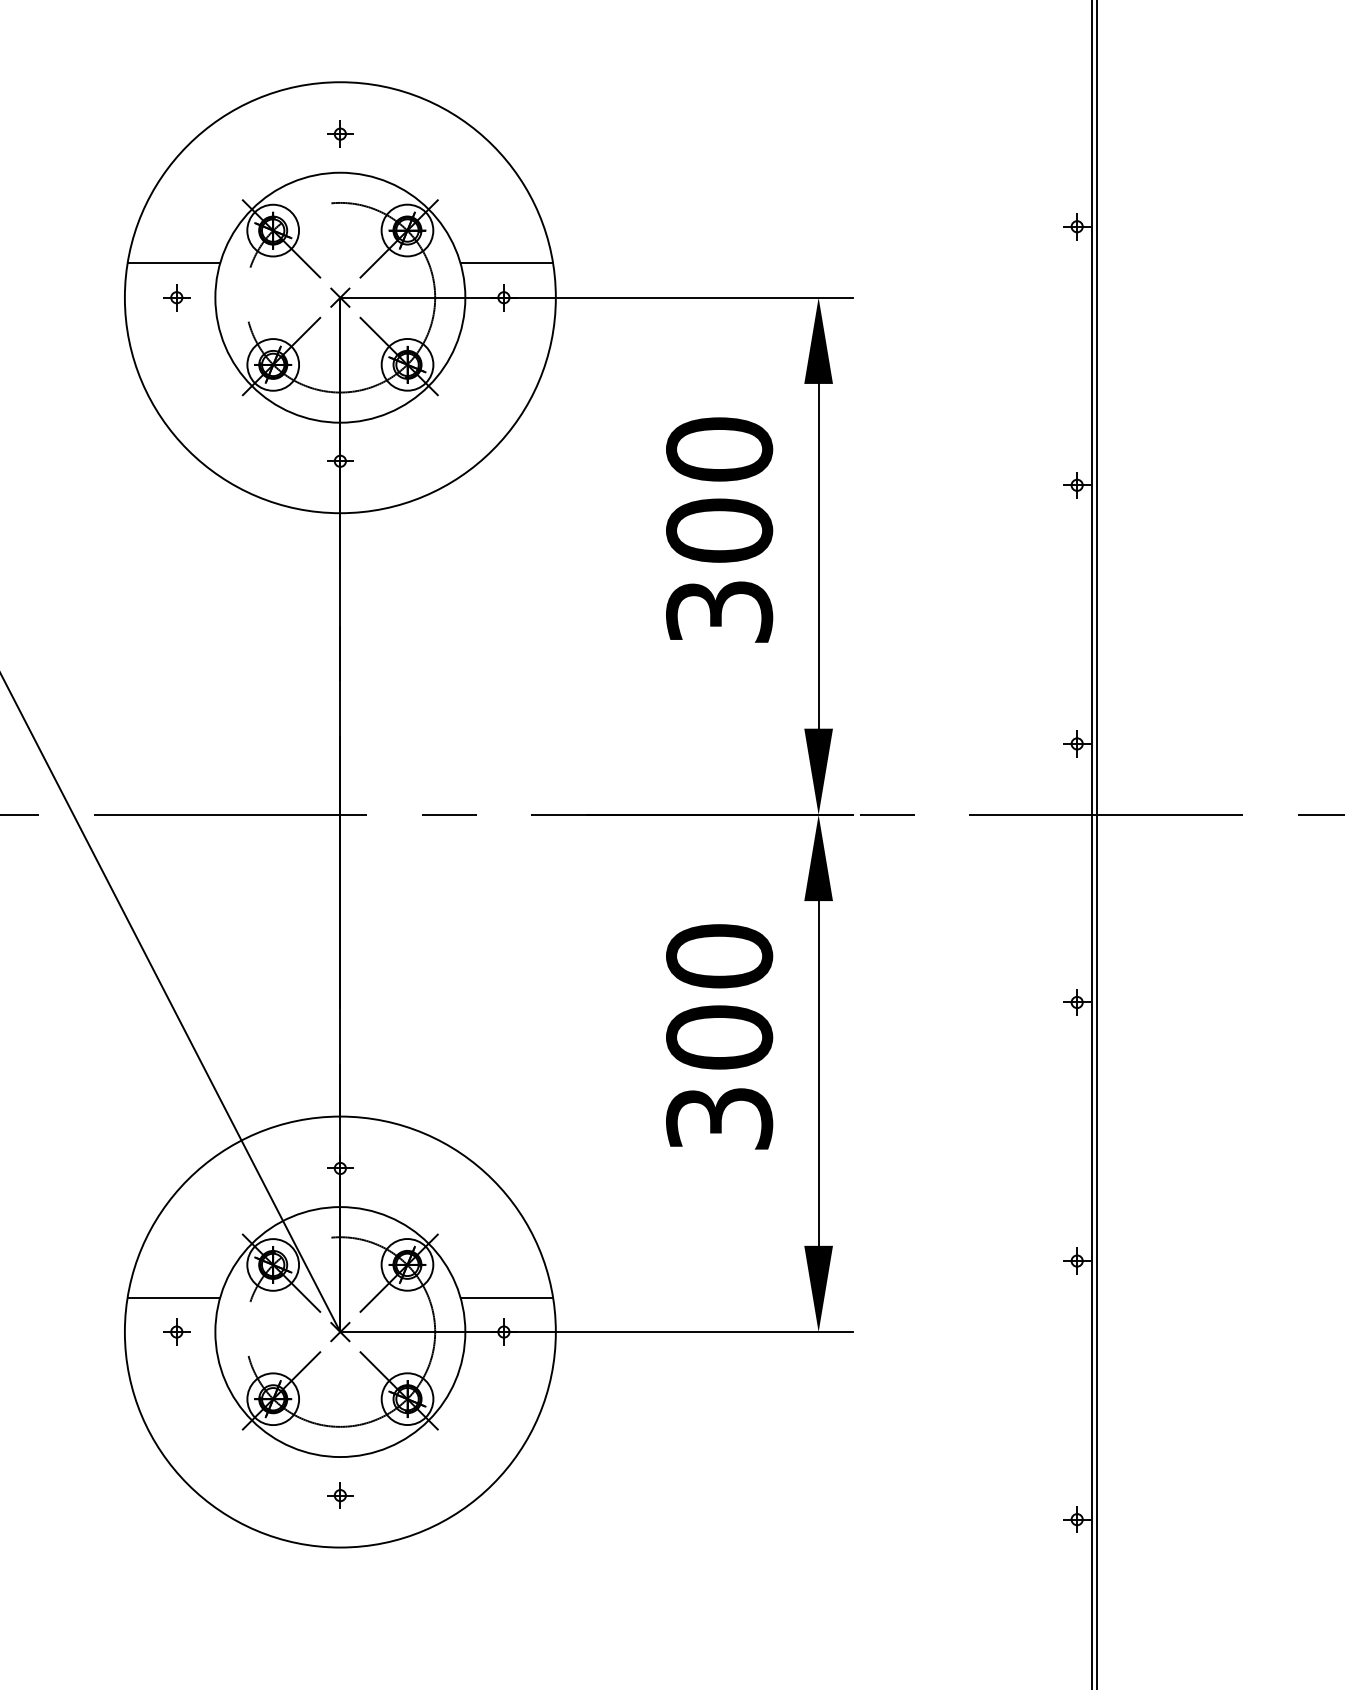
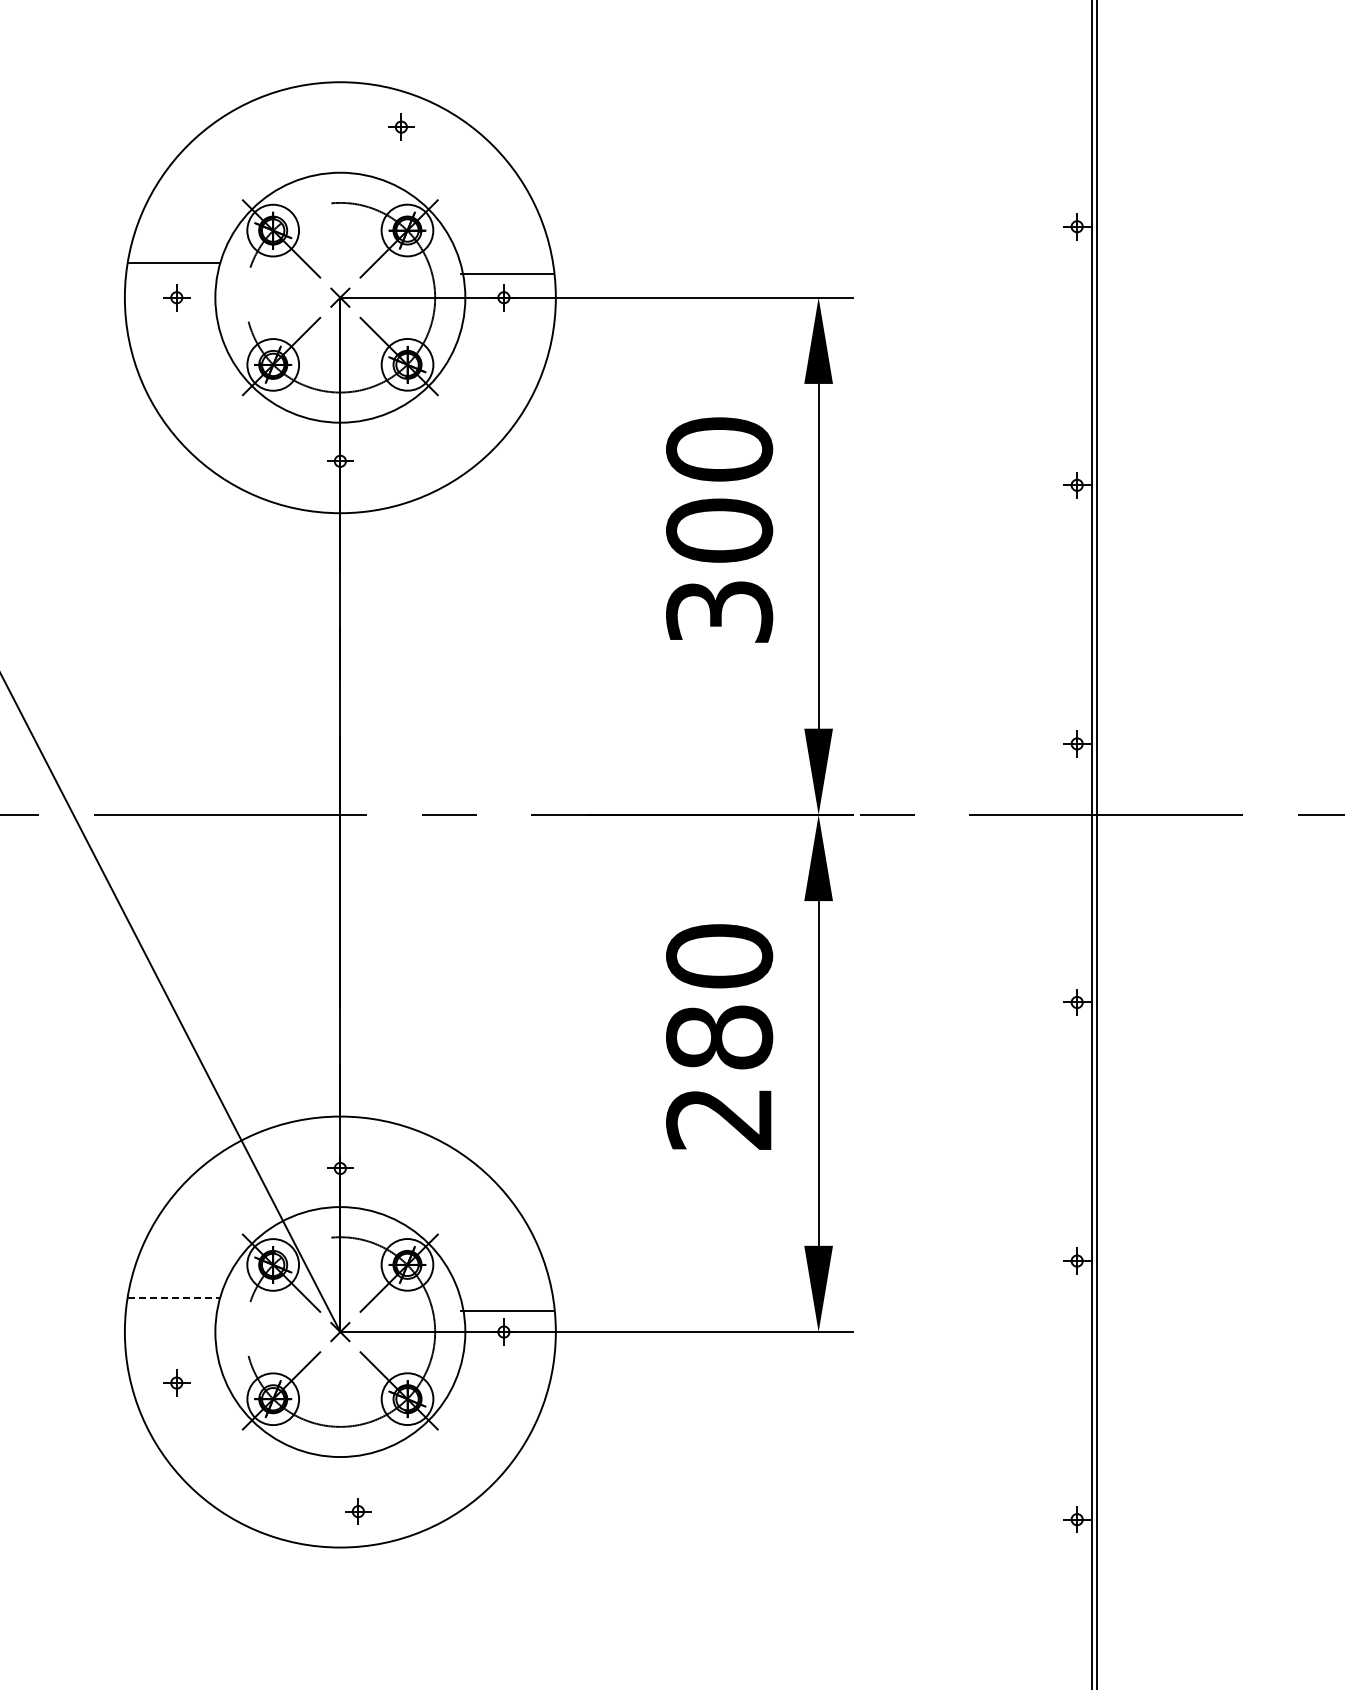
part position: (340, 133) -> (401, 126) (401, 126)
line position: (506, 263) -> (506, 274) (506, 274)
text: 300 -> 280 (719, 1077)
line: solid -> dashed (174, 1297)
line position: (506, 1297) -> (506, 1310) (506, 1310)
part position: (176, 1331) -> (176, 1382) (176, 1382)
part position: (340, 1495) -> (358, 1511) (358, 1511)
